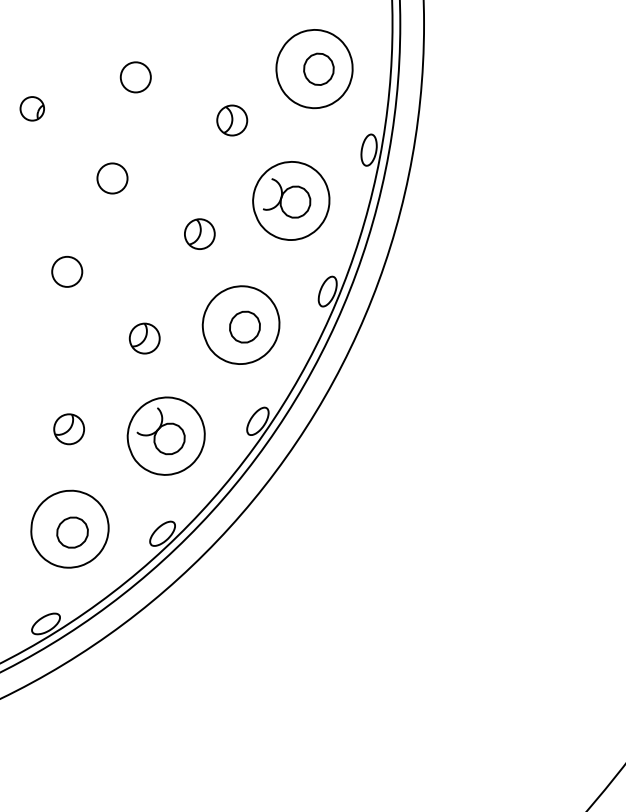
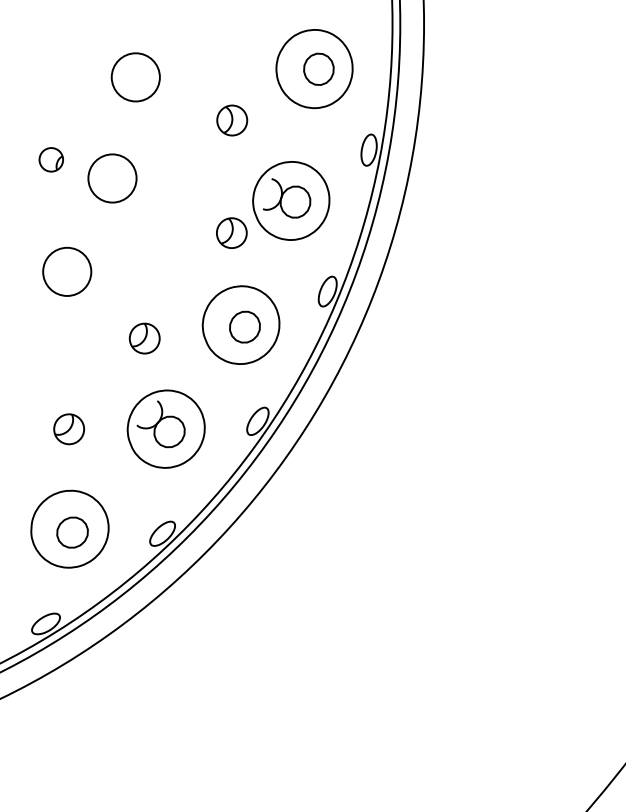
circle diameter: 30 px -> 48 px (135, 77)
part position: (31, 108) -> (50, 159) (50, 159)
circle diameter: 30 px -> 48 px (112, 178)
part position: (199, 233) -> (231, 232) (231, 232)
circle diameter: 30 px -> 48 px (67, 271)
part position: (165, 435) -> (165, 428) (165, 428)
